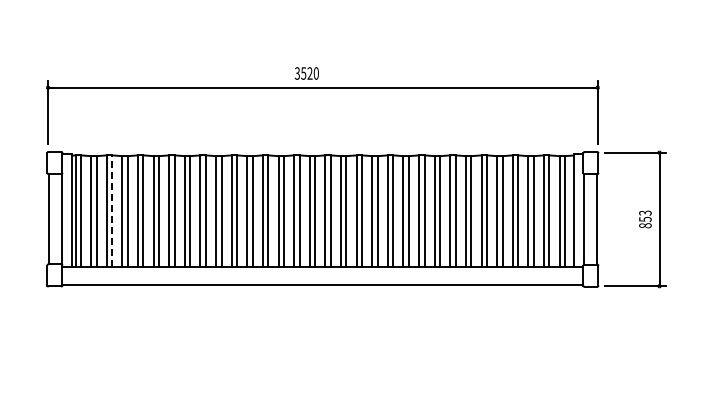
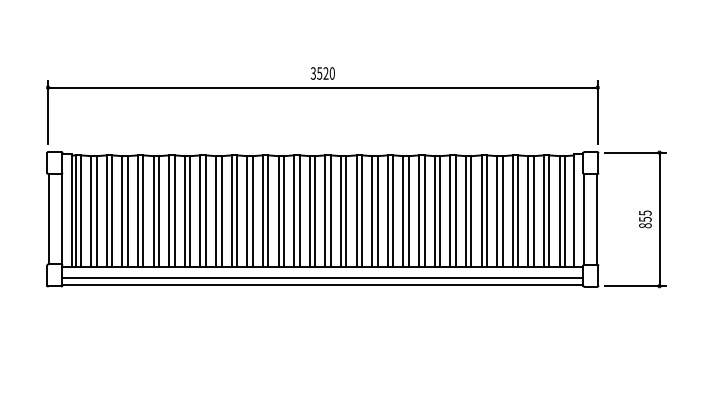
text position: (306, 73) -> (322, 73) (322, 73)
line: dashed -> solid (112, 210)
text: 853 -> 855 (644, 212)
line: none -> present (322, 277)
